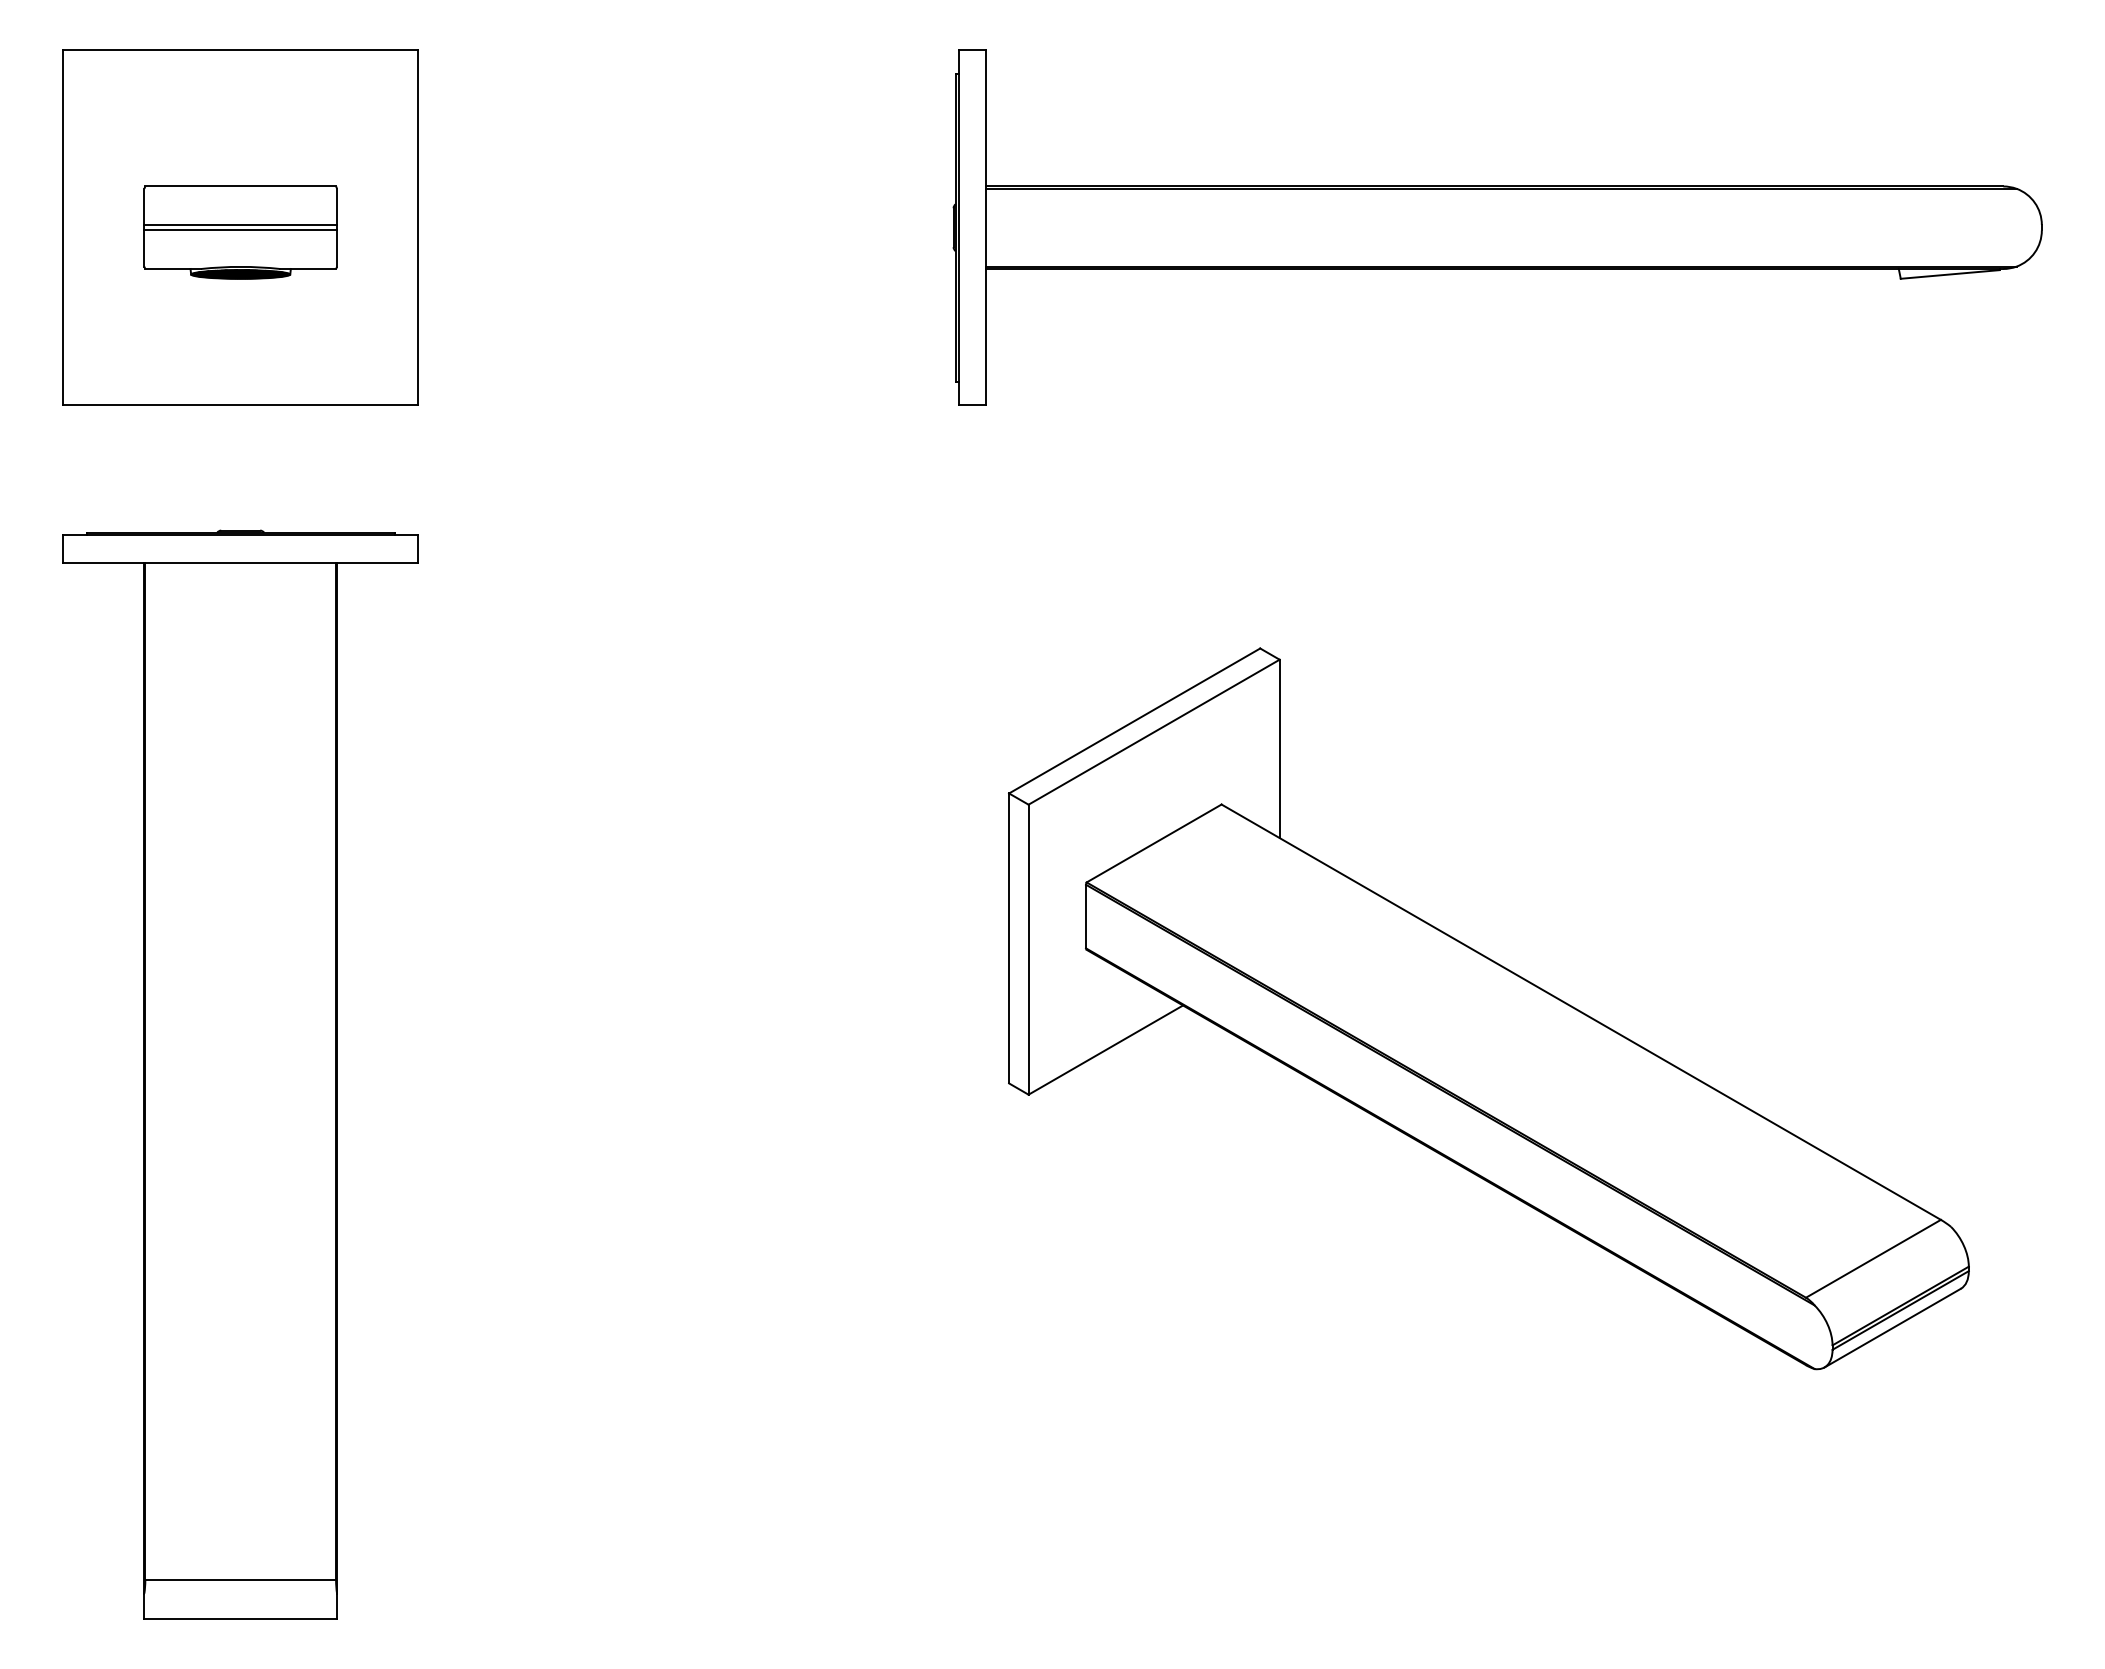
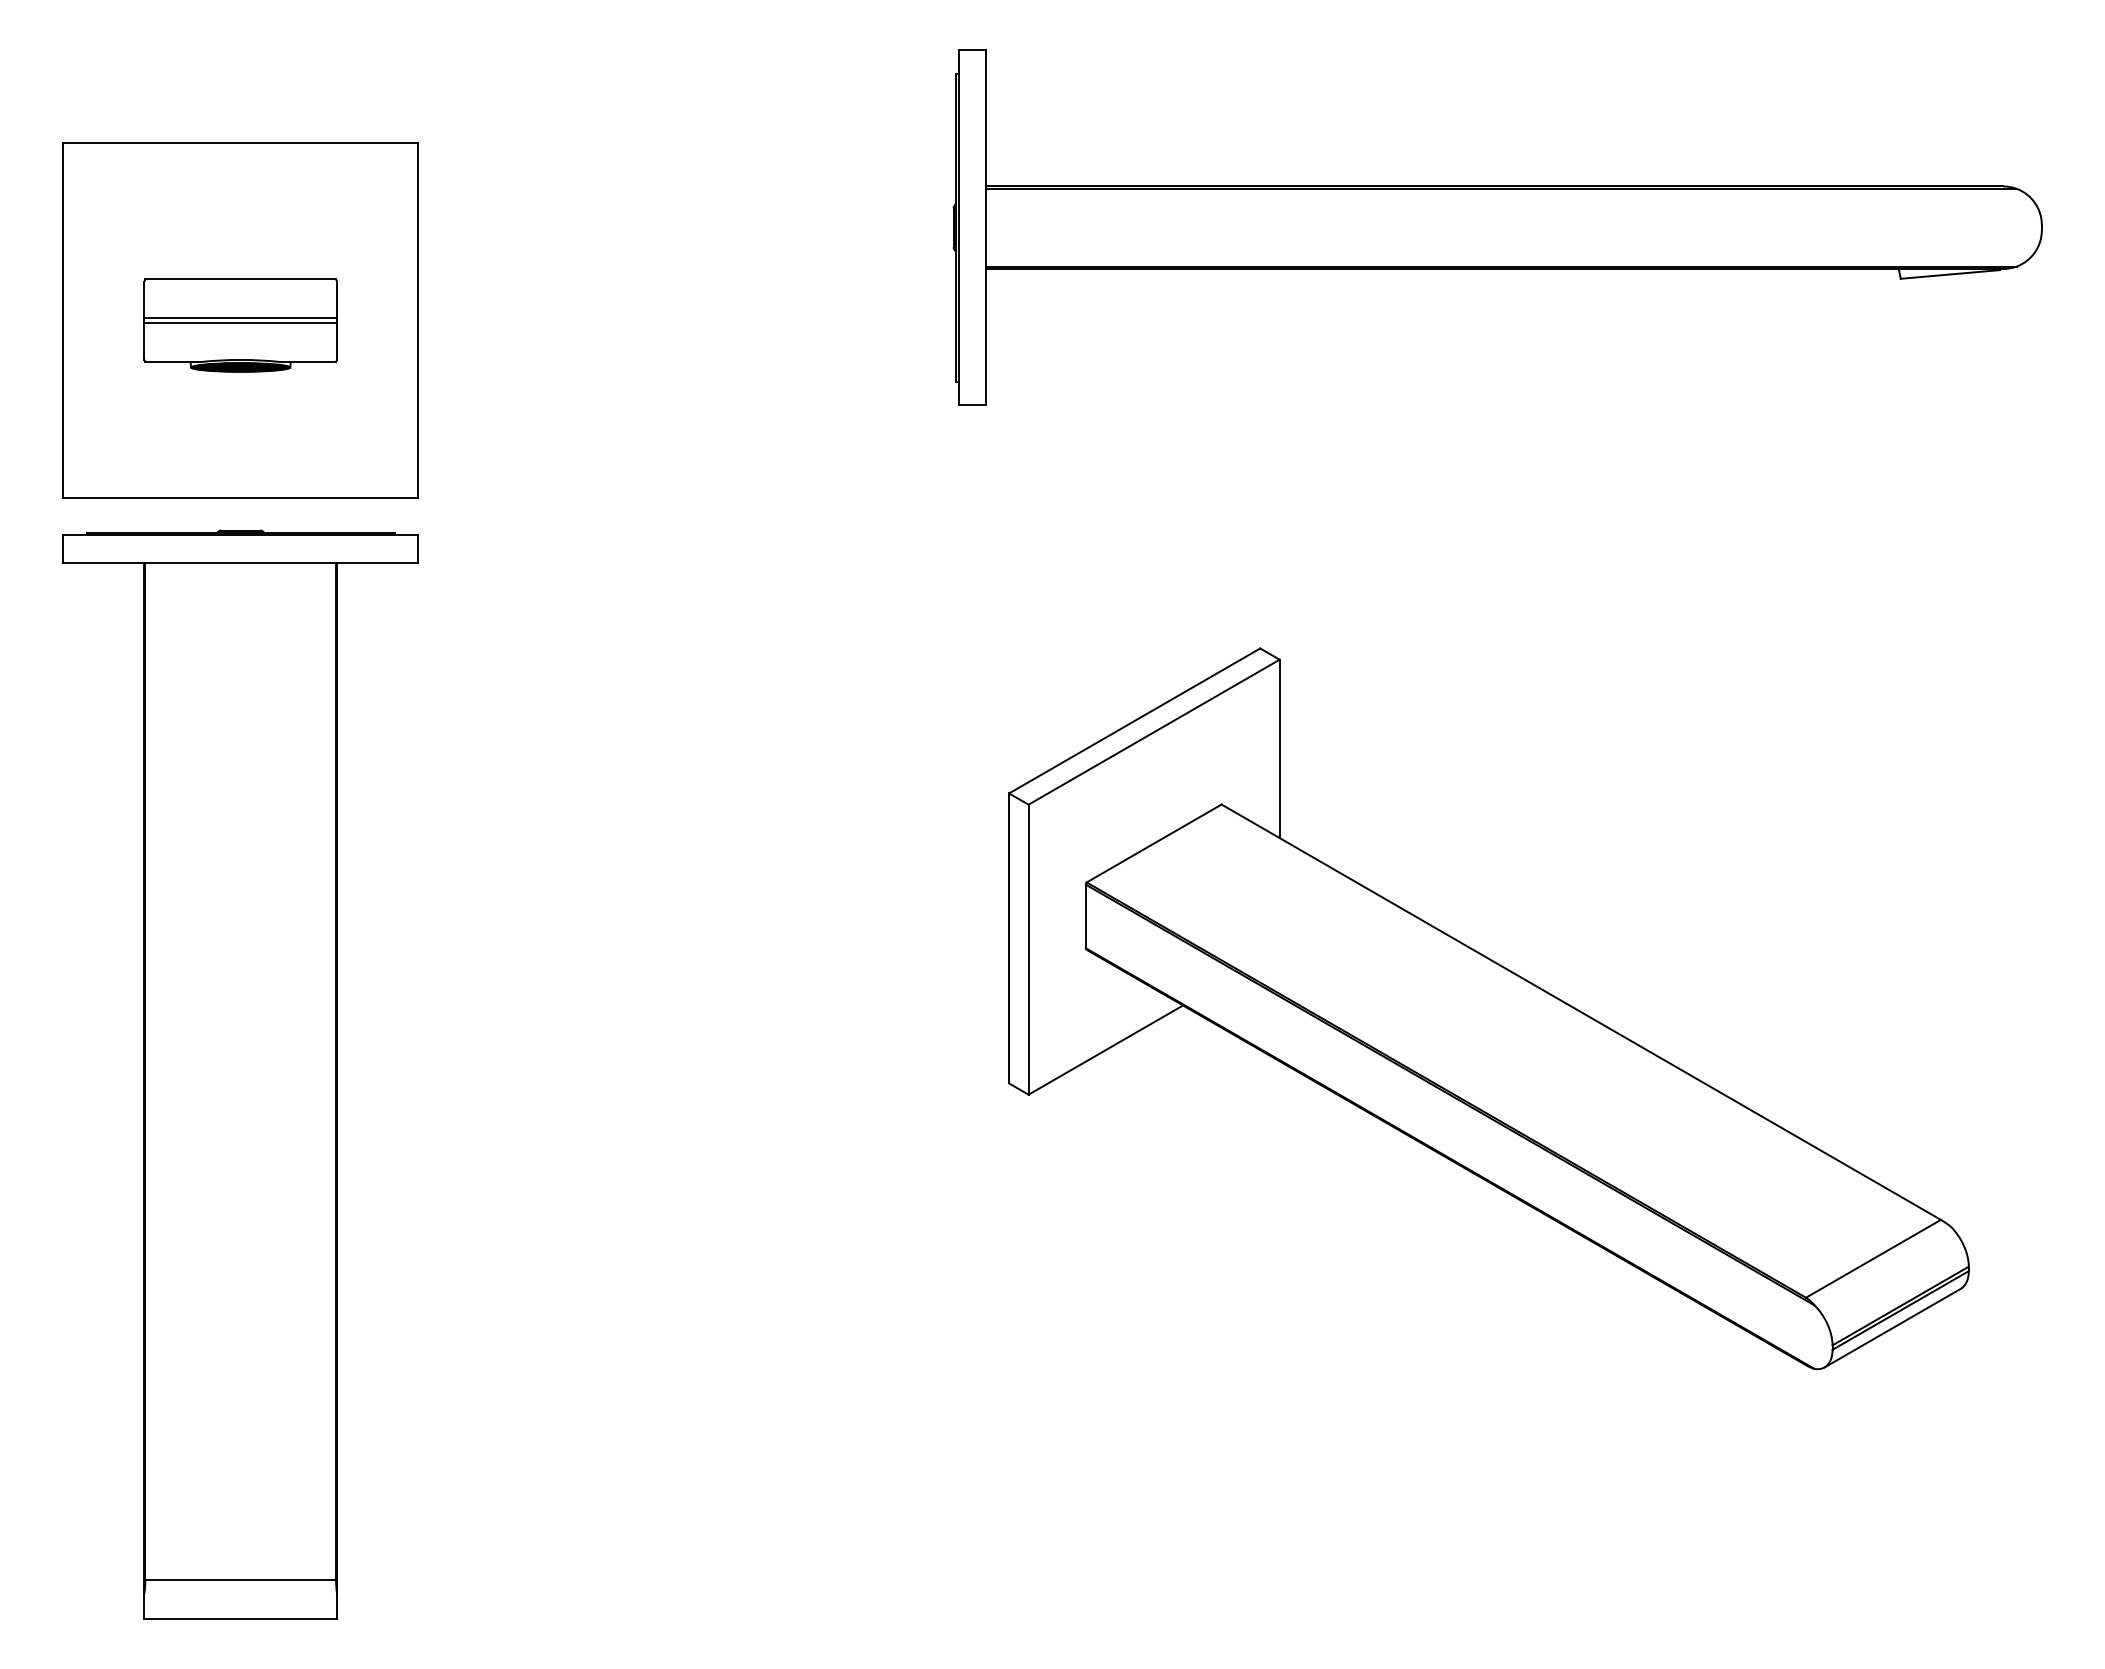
part position: (240, 227) -> (240, 320) (240, 320)
